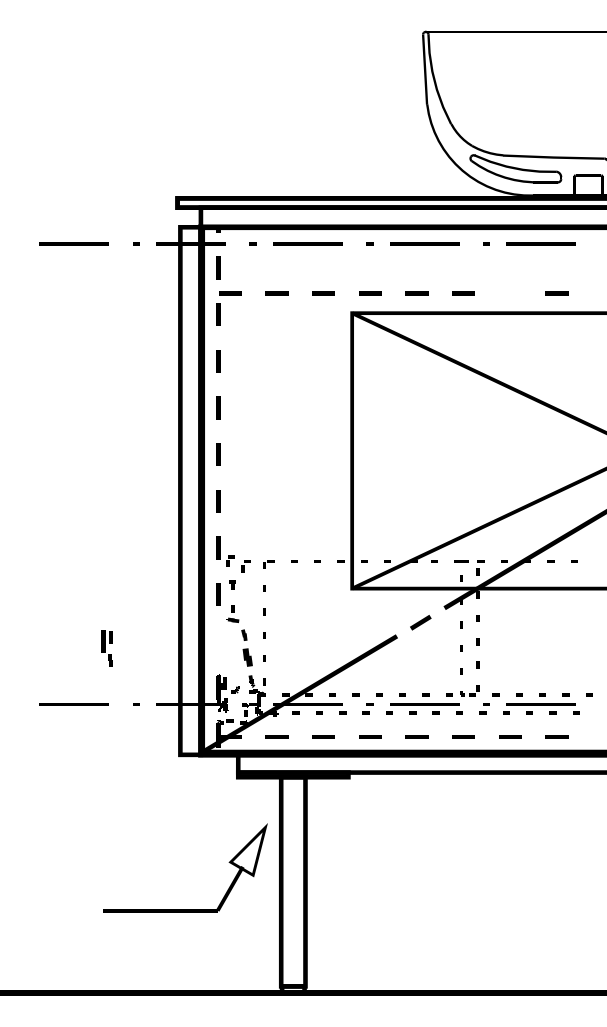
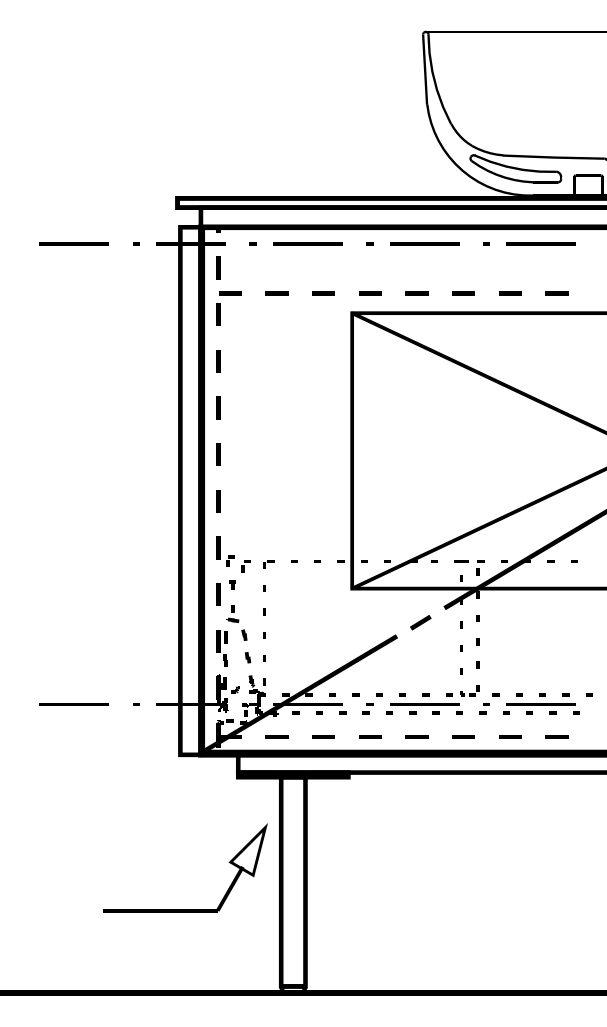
line: none -> present (510, 293)
part position: (106, 648) -> (221, 648) (221, 648)
part size: 11x19 px -> 7x12 px (248, 657)
